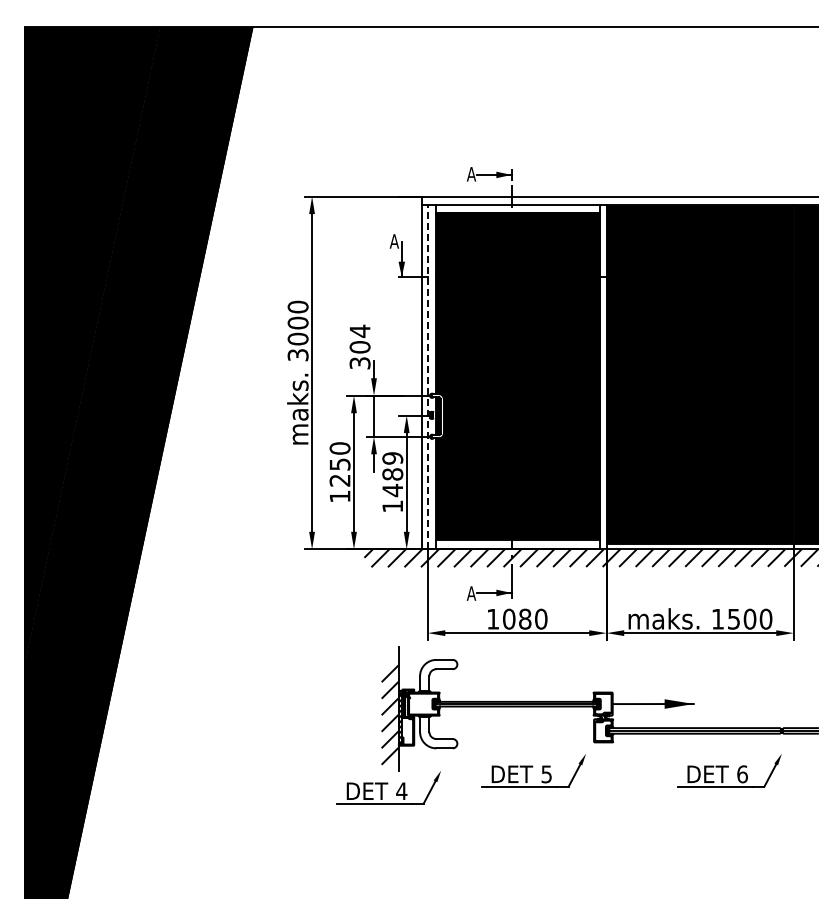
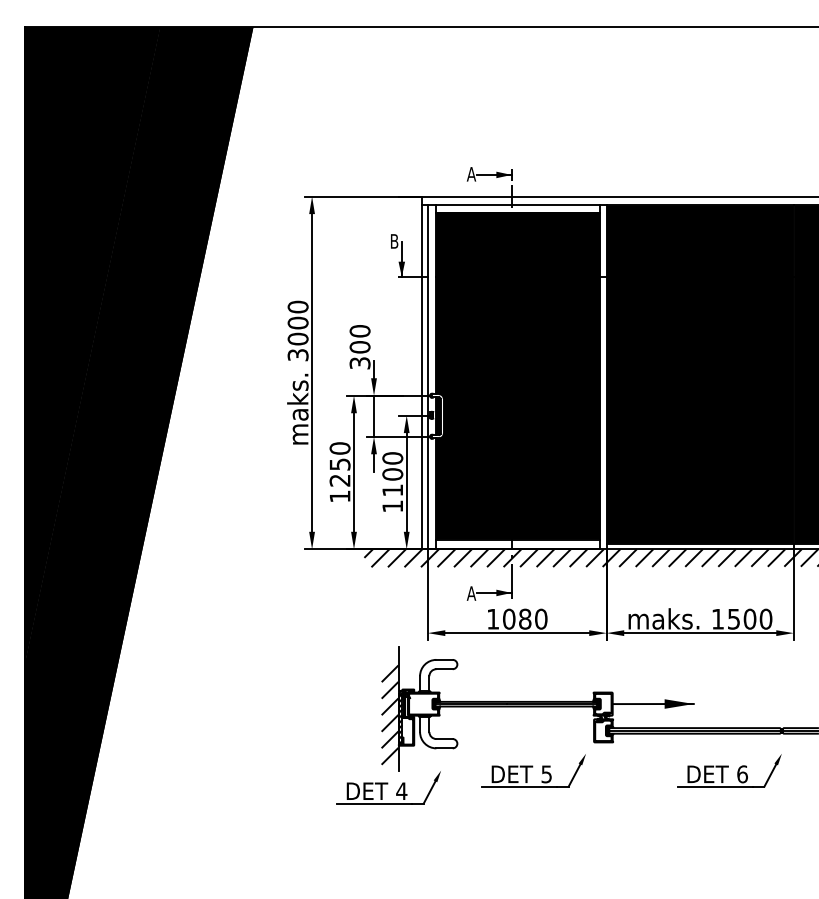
text: A -> B (394, 241)
text: 304 -> 300 (359, 330)
line: dashed -> solid (427, 377)
text: 1489 -> 1100 (392, 474)
